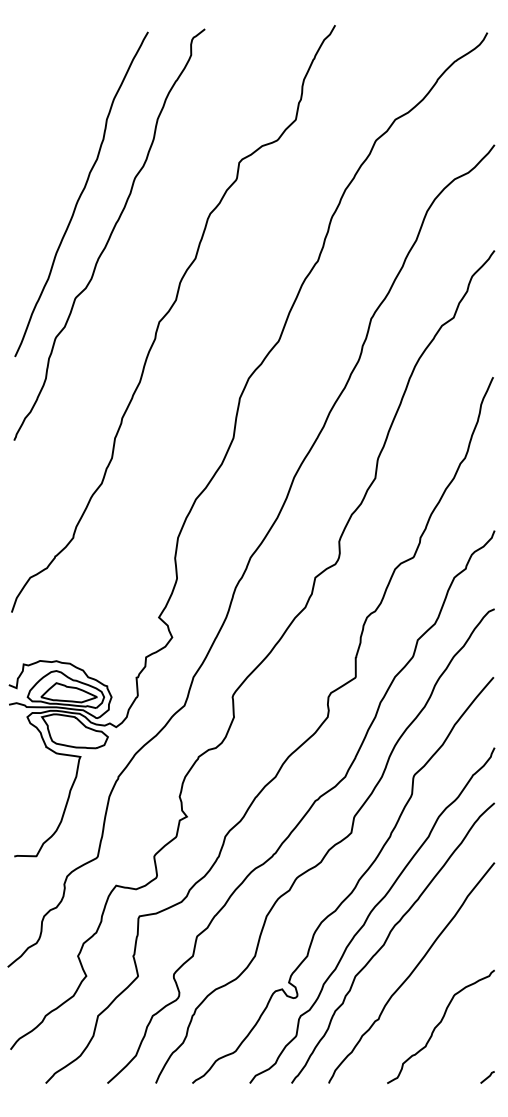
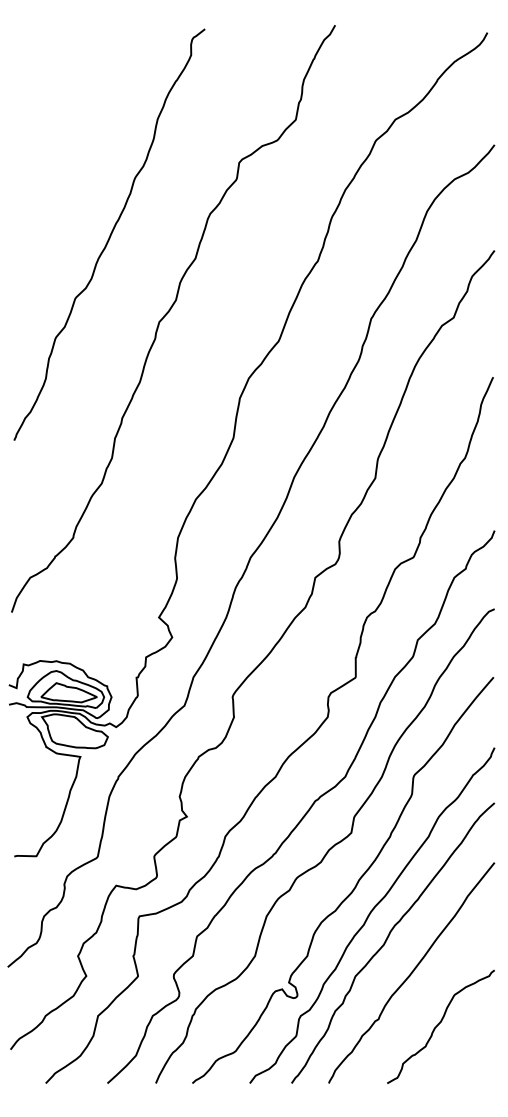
curve: present -> none (81, 194)
line: present -> none (487, 1077)
